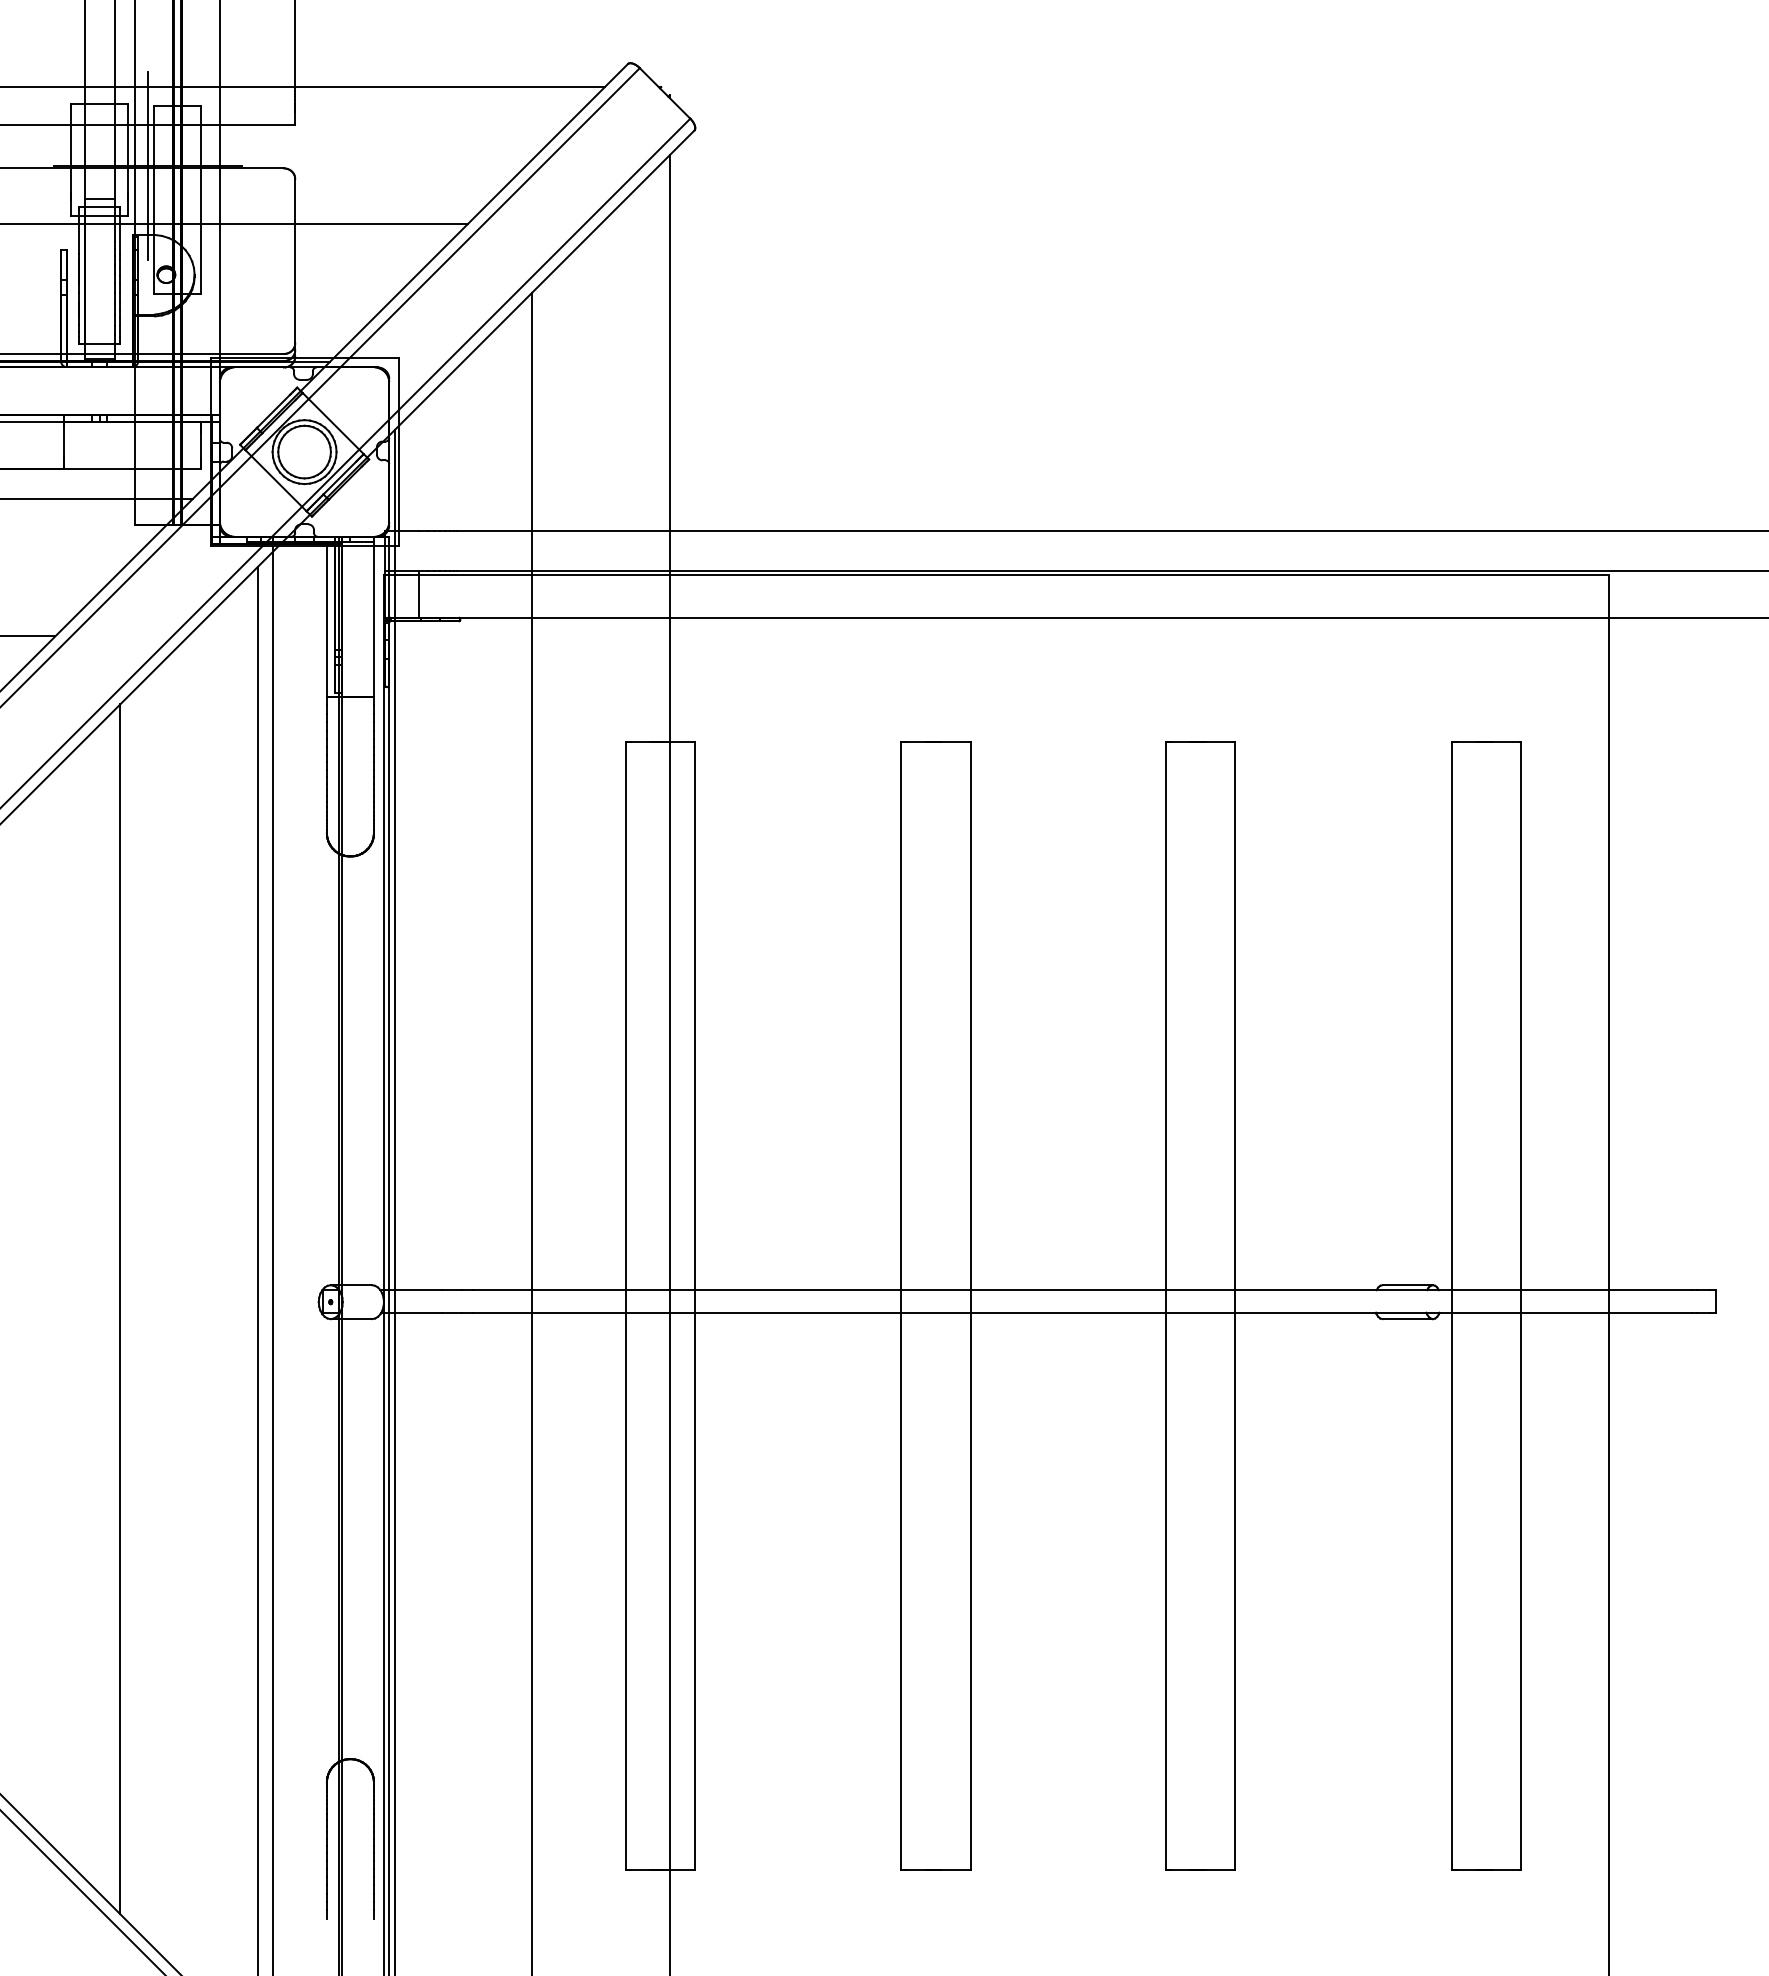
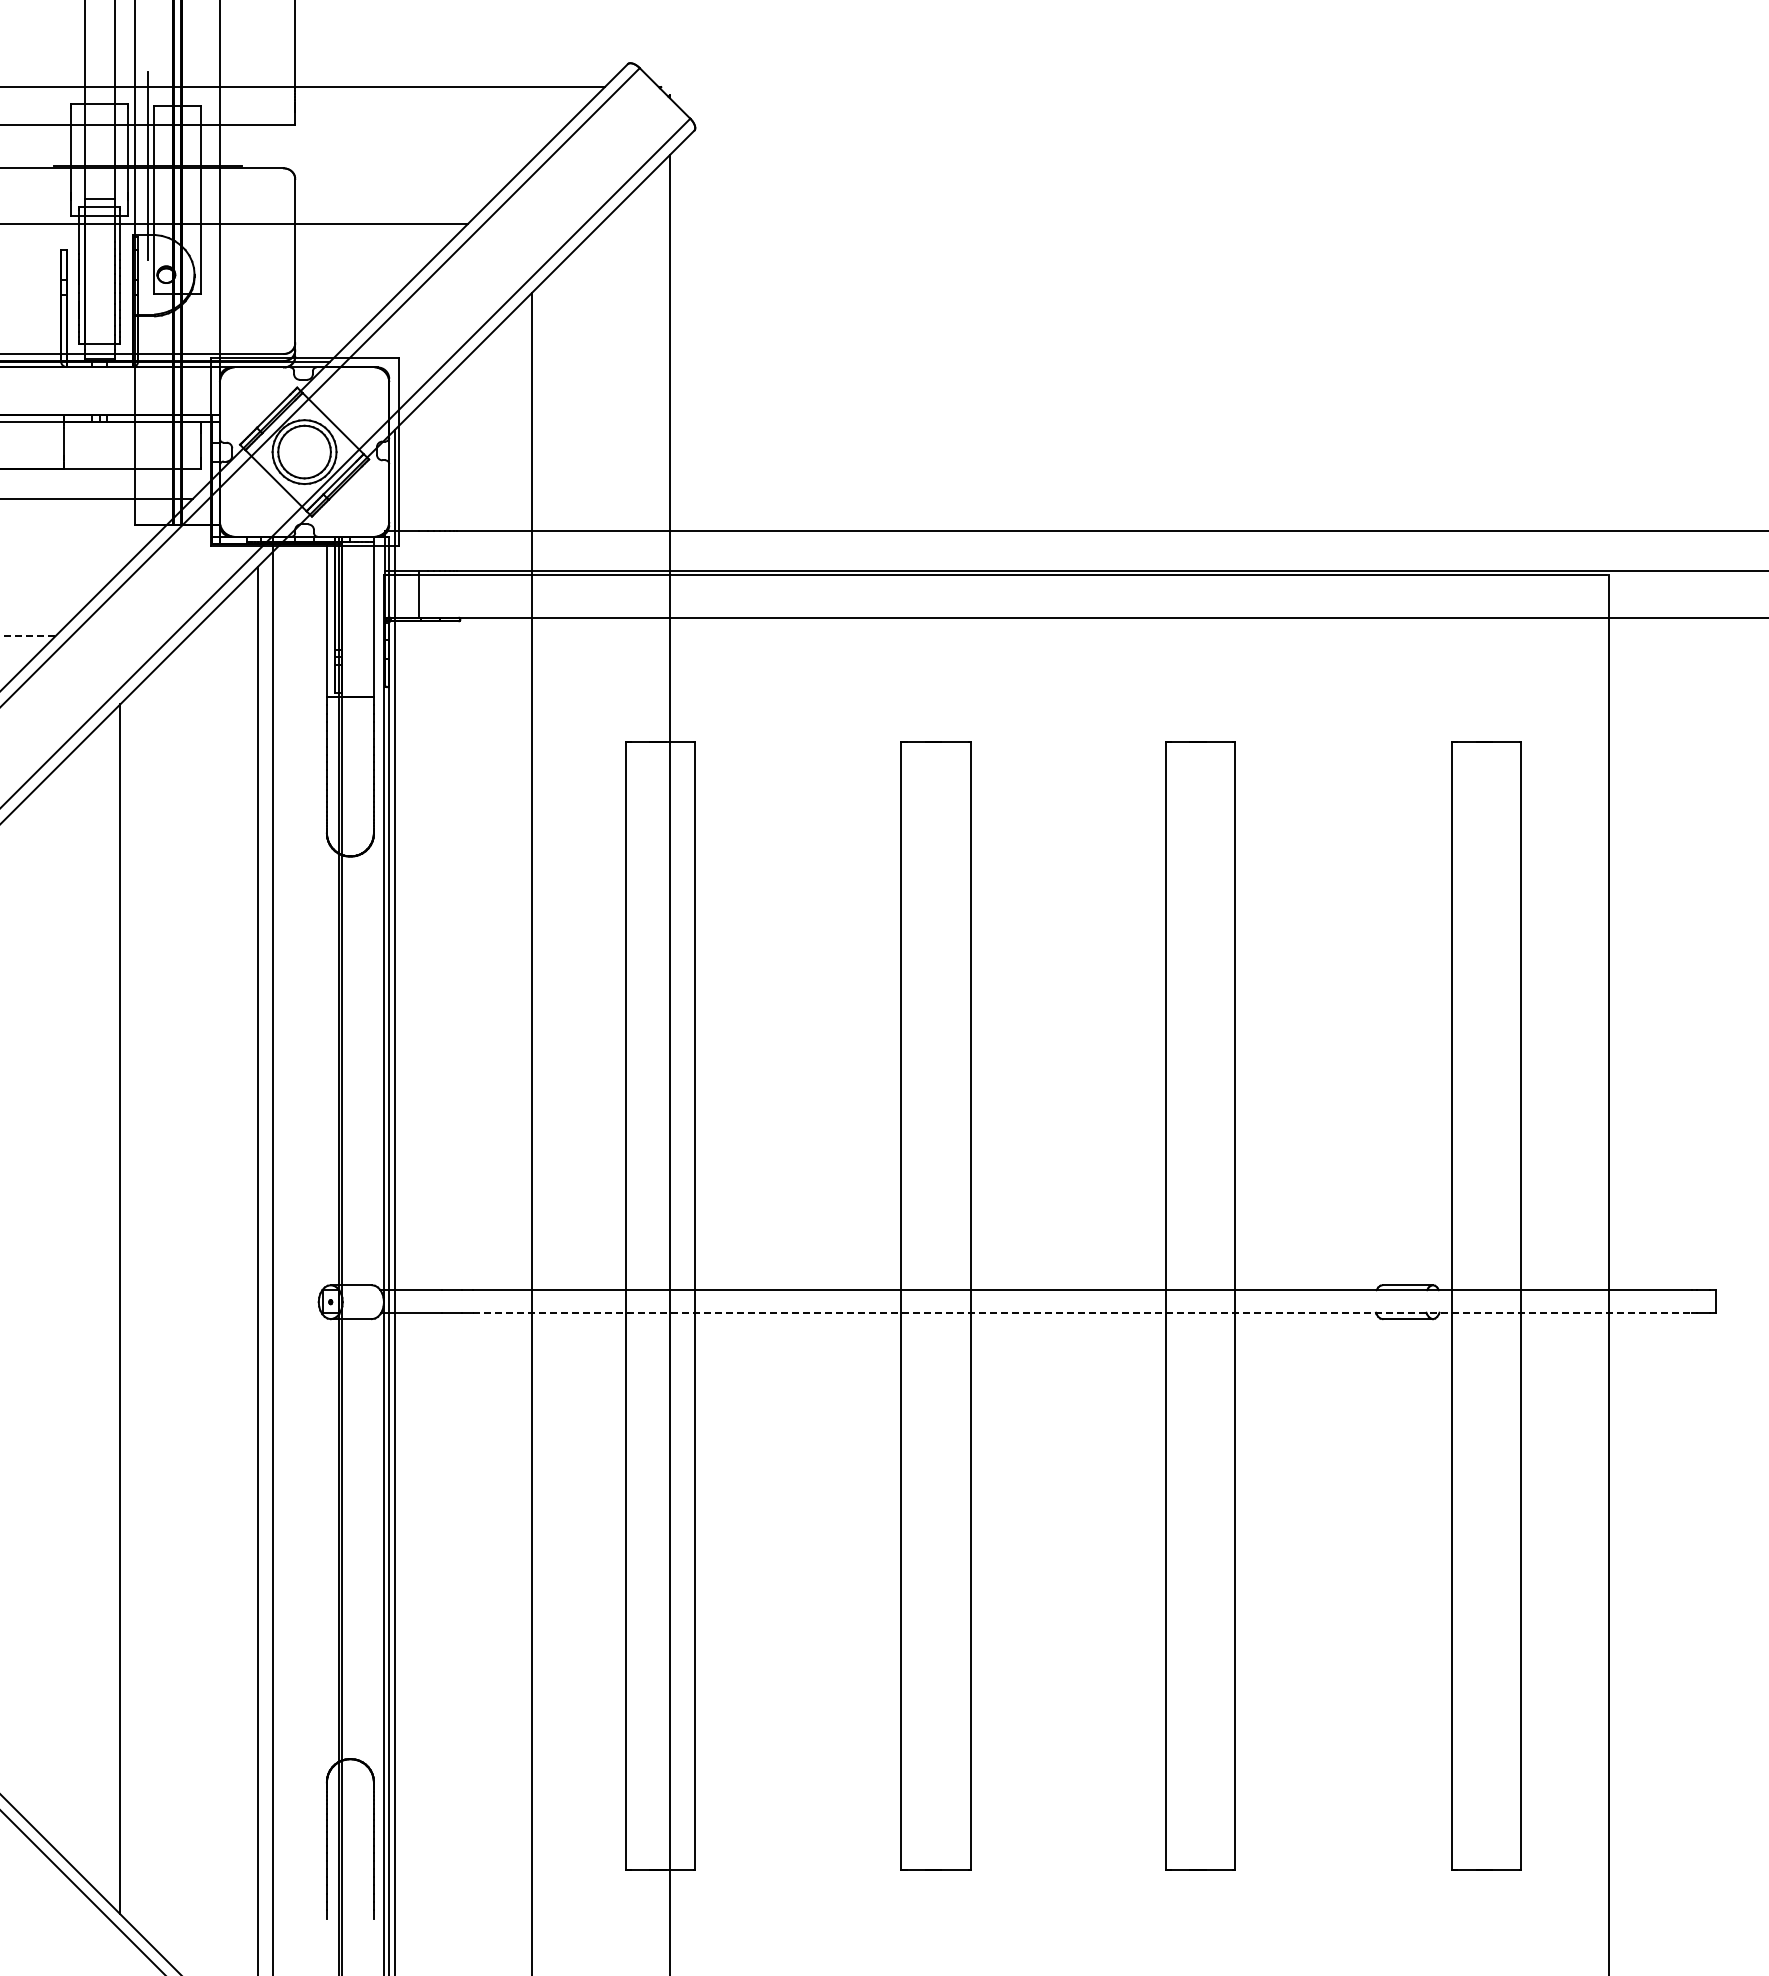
line: solid -> dashed (27, 636)
line: solid -> dashed (1083, 1312)
